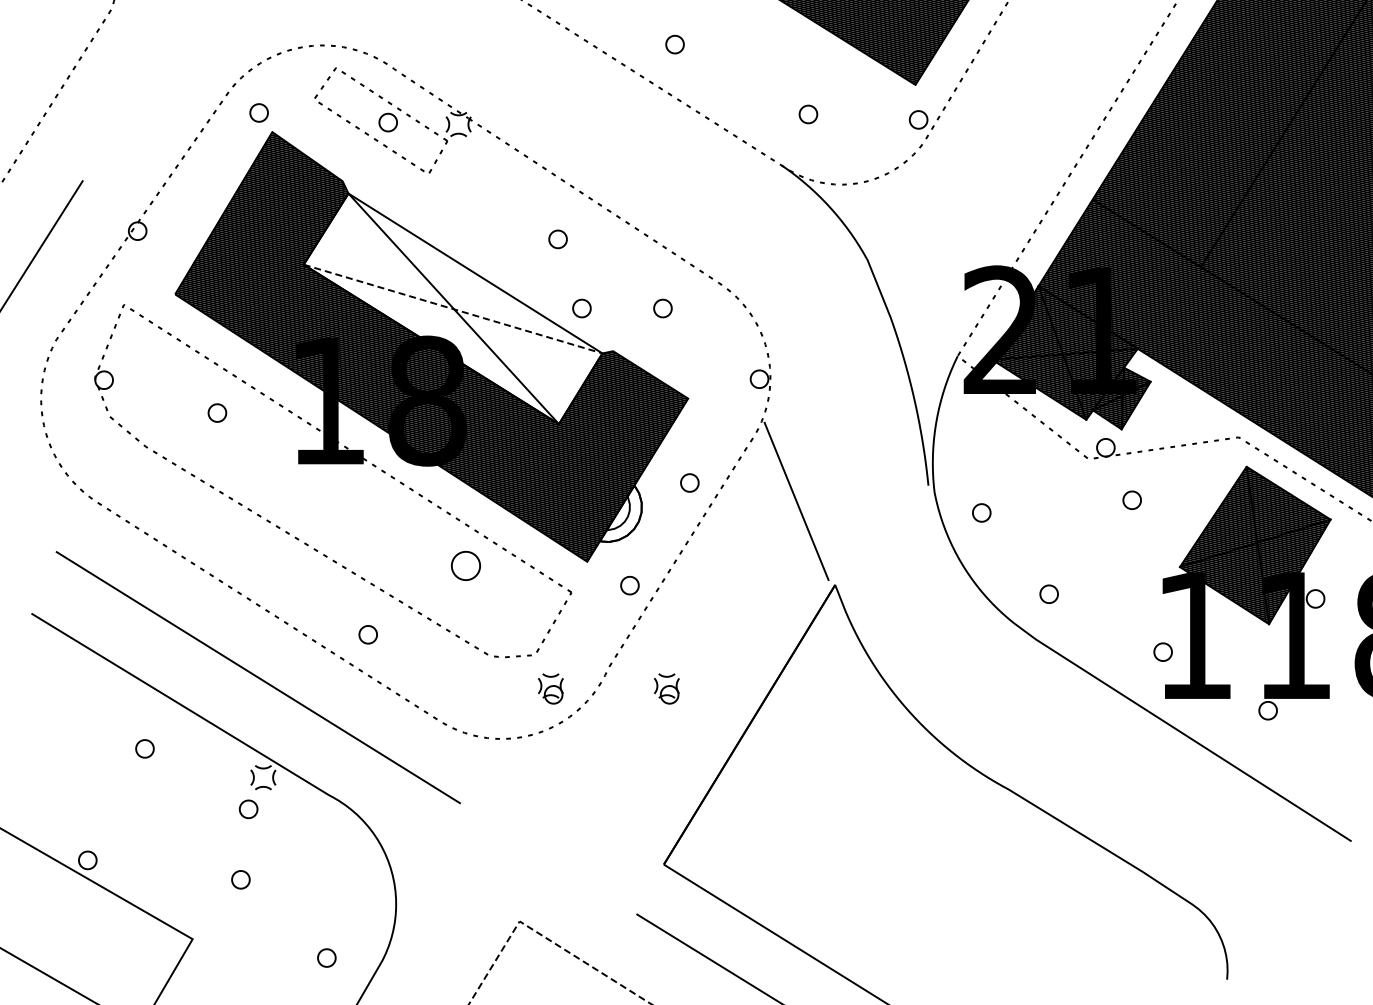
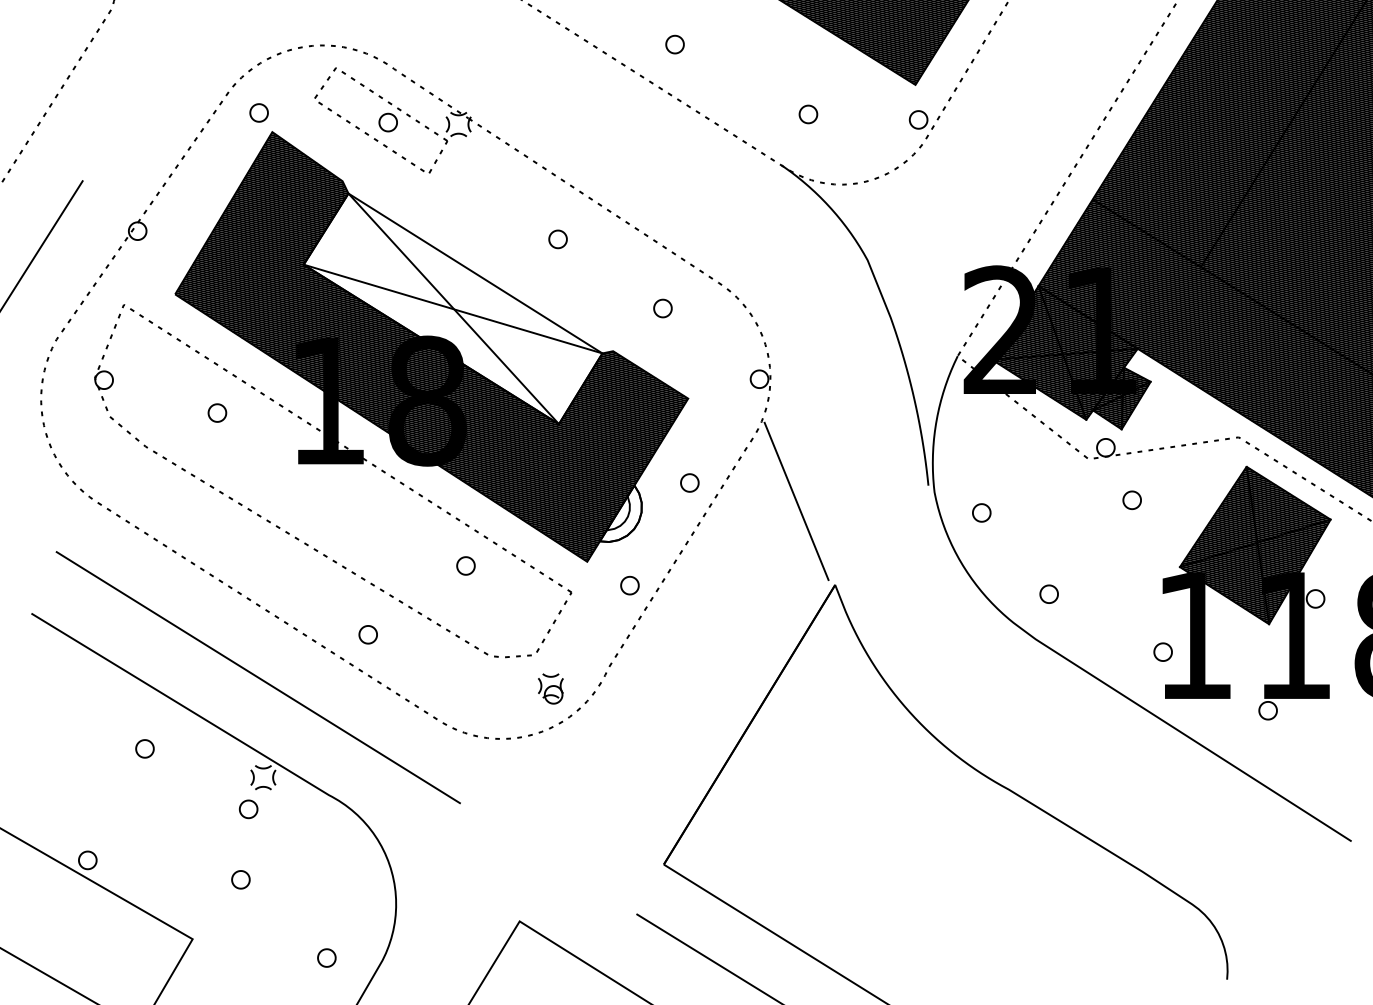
part: present -> none (581, 308)
line: dashed -> solid (453, 309)
part size: 30x30 px -> 20x20 px (465, 565)
part: present -> none (666, 688)
line: dashed -> solid (544, 936)
